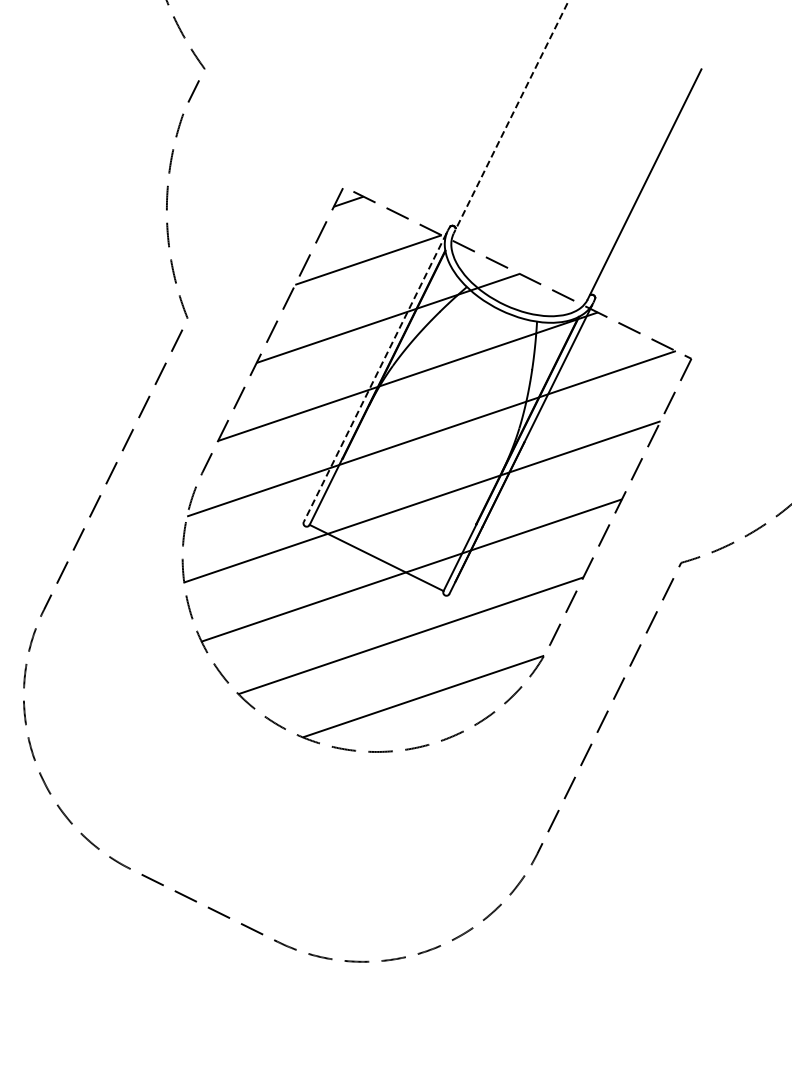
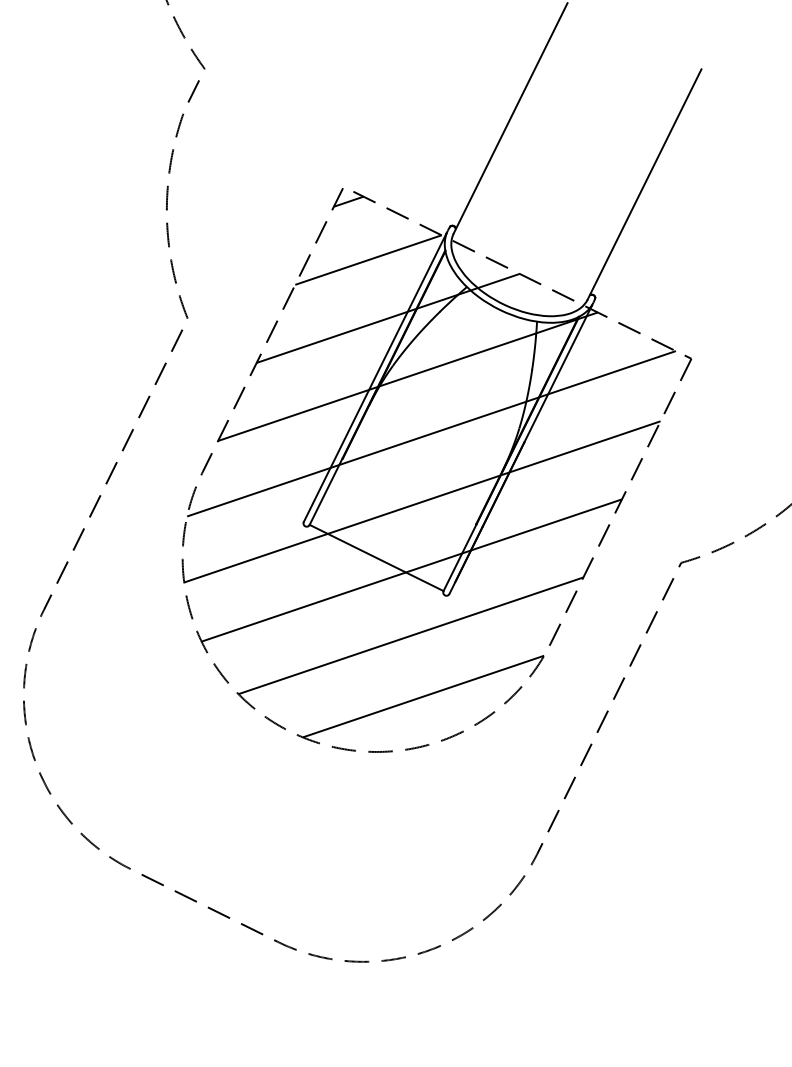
line: dashed -> solid (510, 118)
line: dashed -> solid (375, 377)
